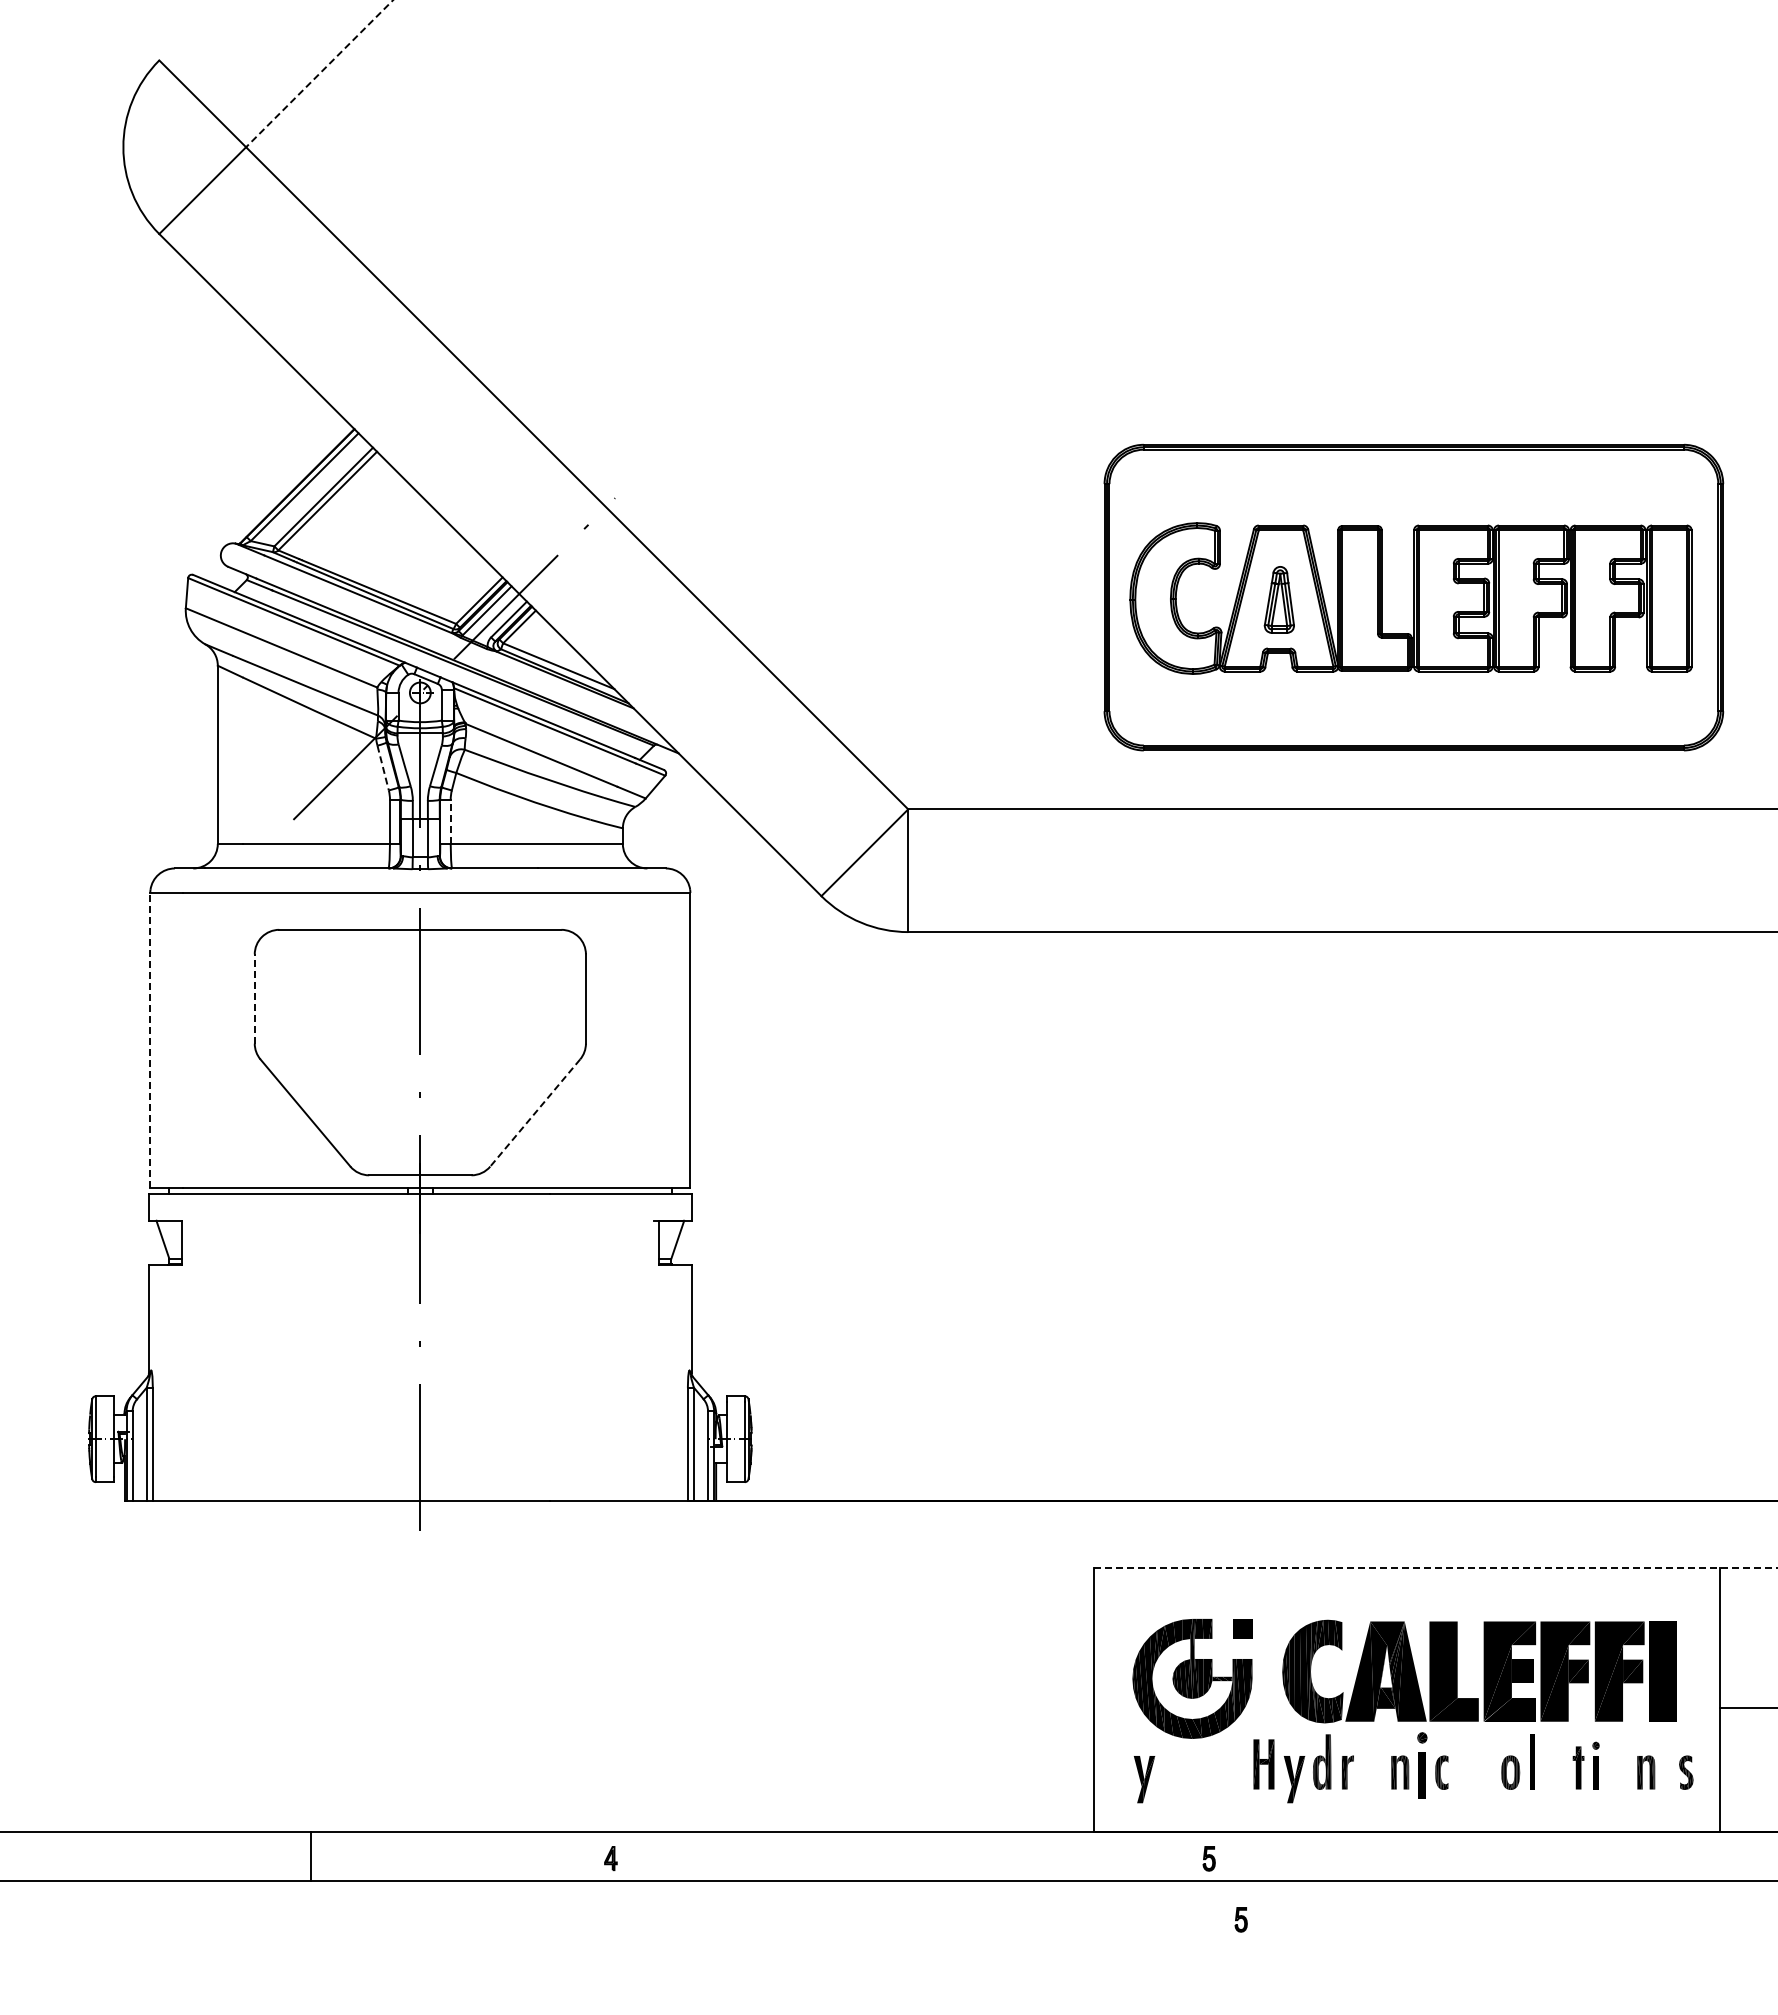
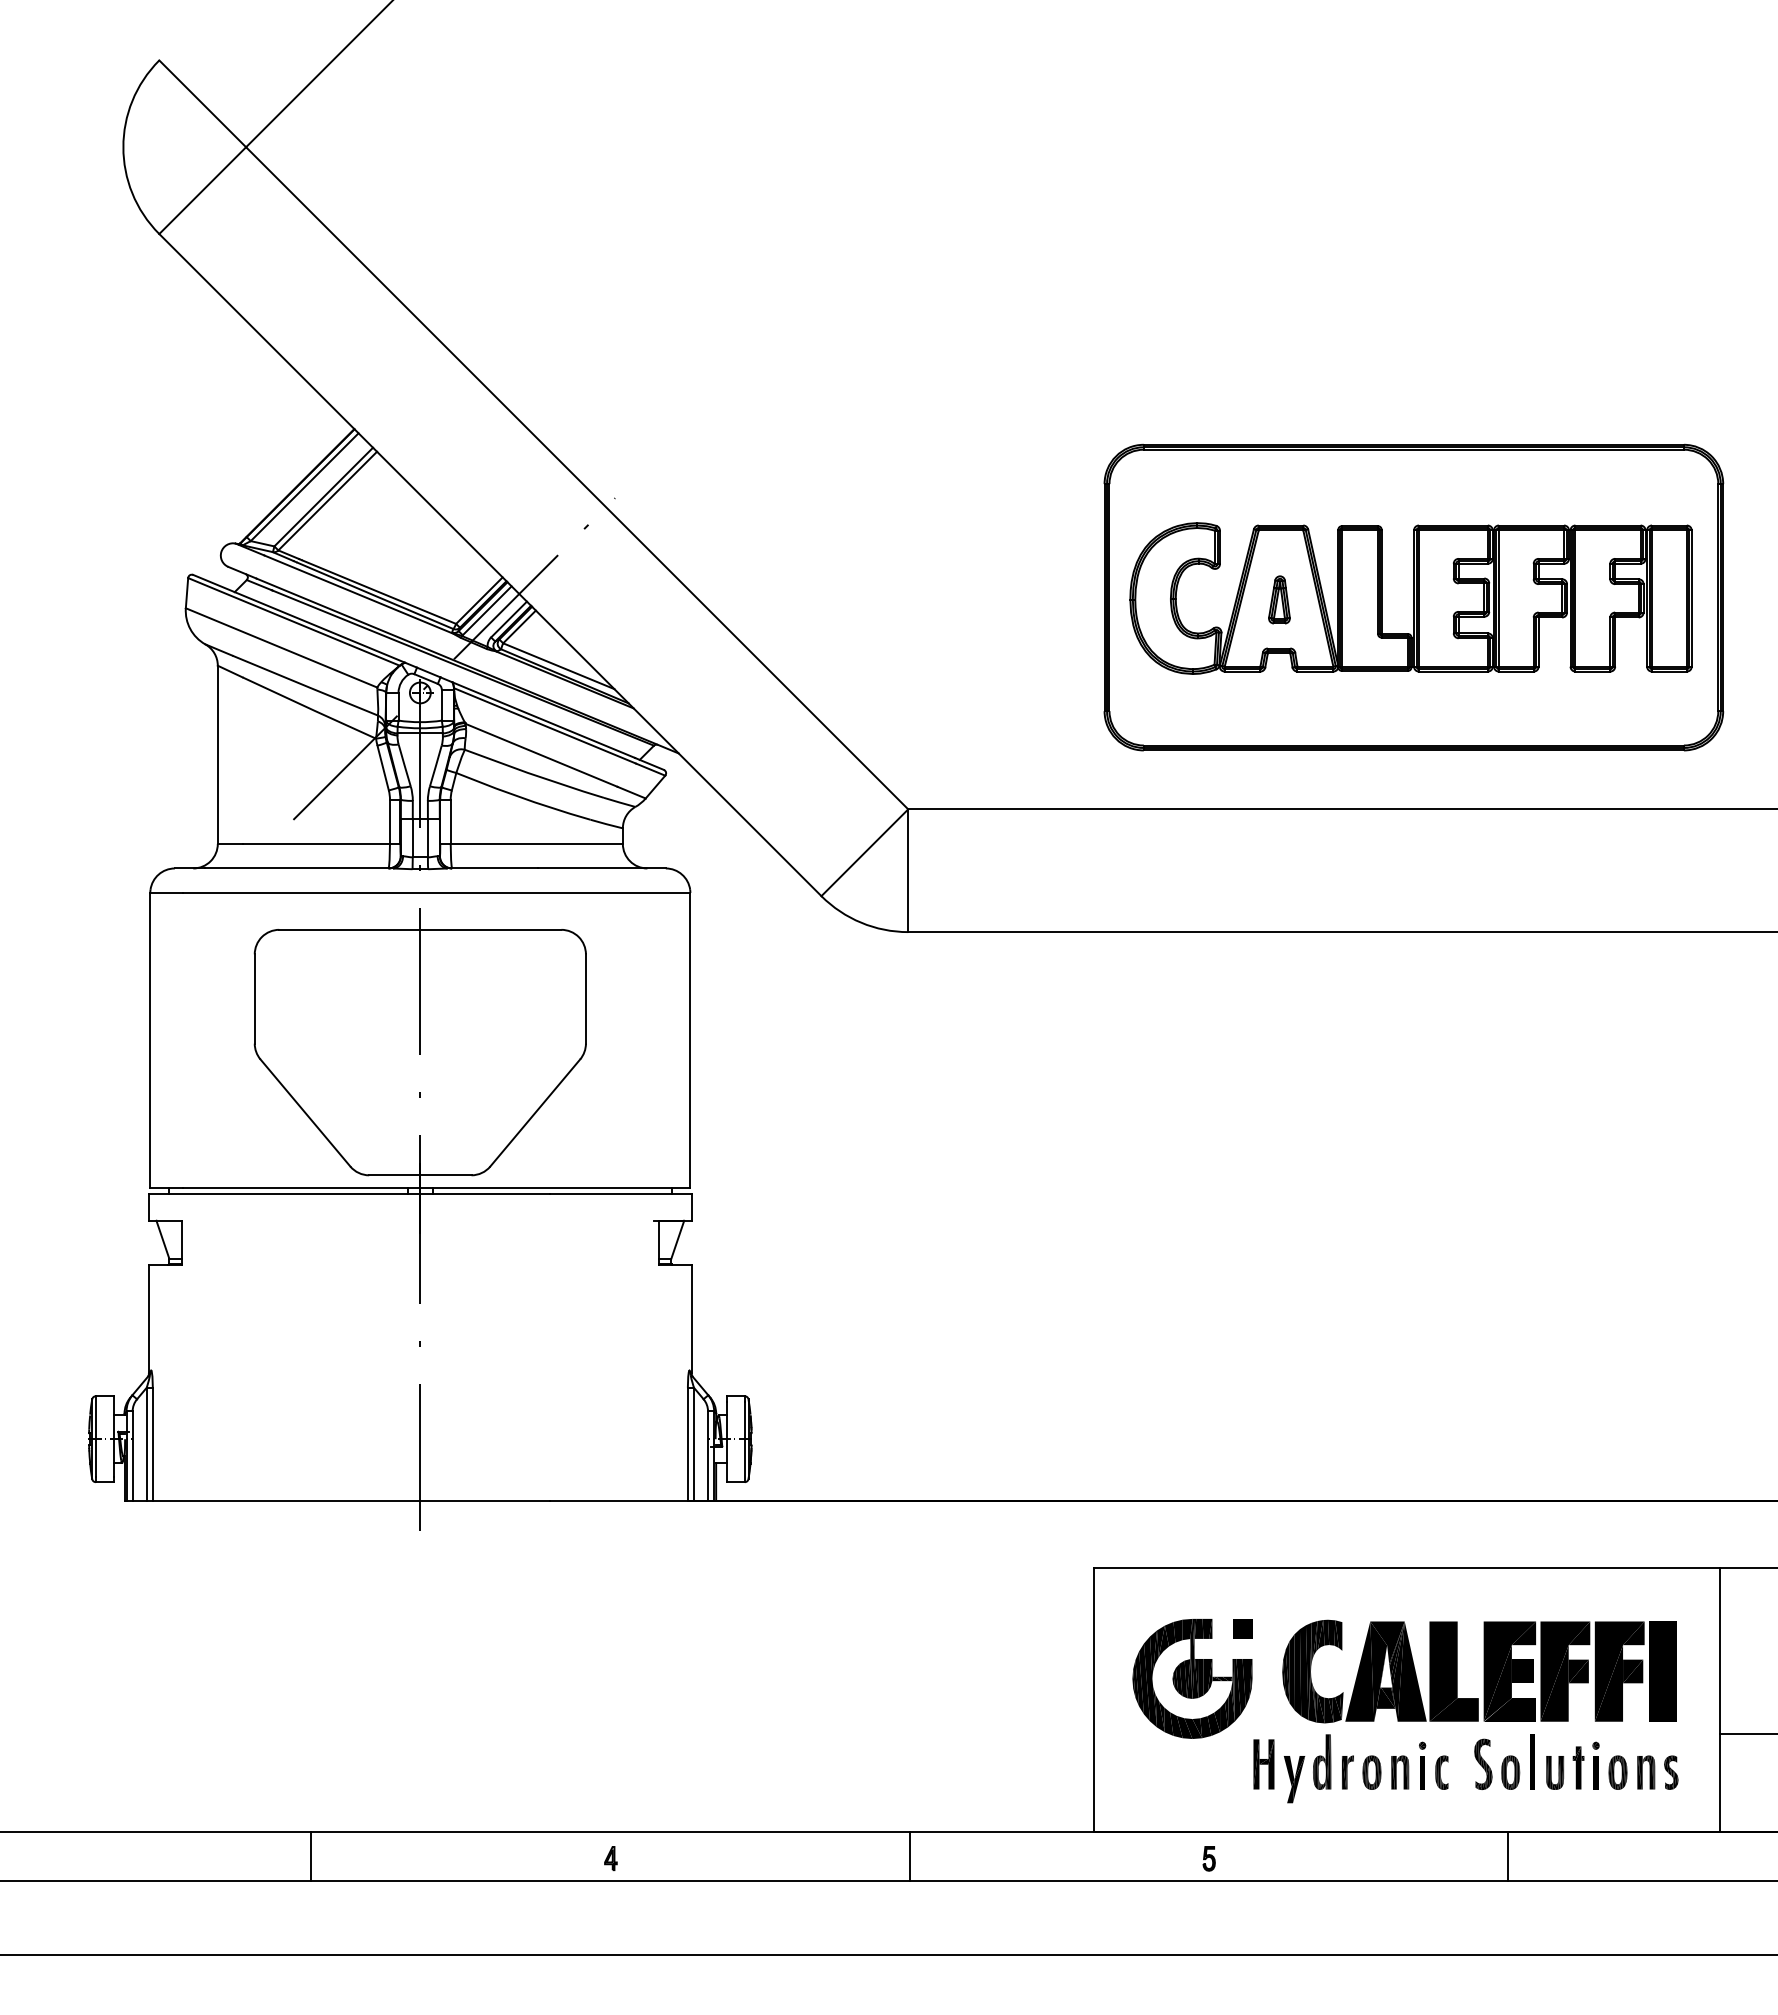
line: dashed -> solid (319, 73)
part size: 32x68 px -> 23x50 px (1279, 599)
line: dashed -> solid (383, 768)
line: dashed -> solid (450, 821)
line: dashed -> solid (254, 999)
line: dashed -> solid (150, 1039)
line: dashed -> solid (535, 1112)
line: dashed -> solid (1435, 1567)
line position: (1746, 1707) -> (1746, 1733) (1746, 1733)
part: none -> present (1483, 1764)
part size: 11x67 px -> 8x49 px (1422, 1765)
part: none -> present (1371, 1772)
part: none -> present (1555, 1772)
part: none -> present (1617, 1772)
part position: (1686, 1772) -> (1671, 1772) (1671, 1772)
part: present -> none (1144, 1779)
line: none -> present (909, 1855)
line: none -> present (1508, 1855)
part: present -> none (1240, 1919)
line: none -> present (888, 1954)
